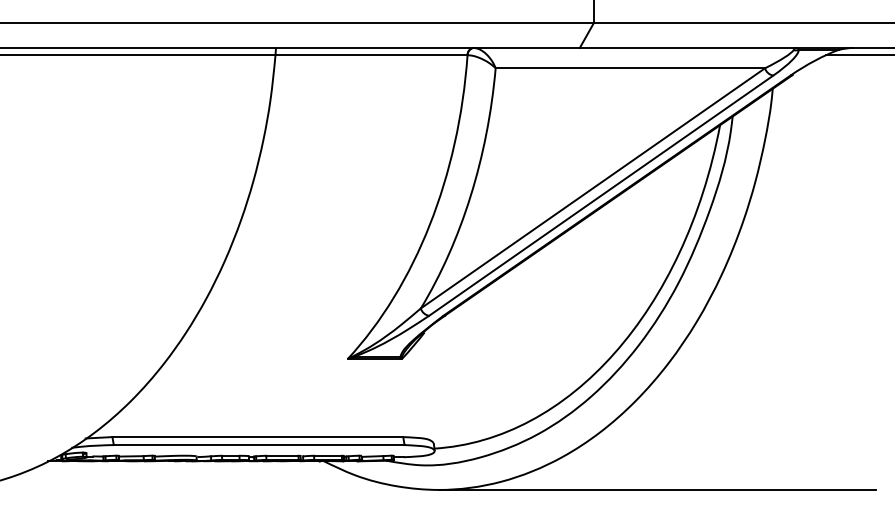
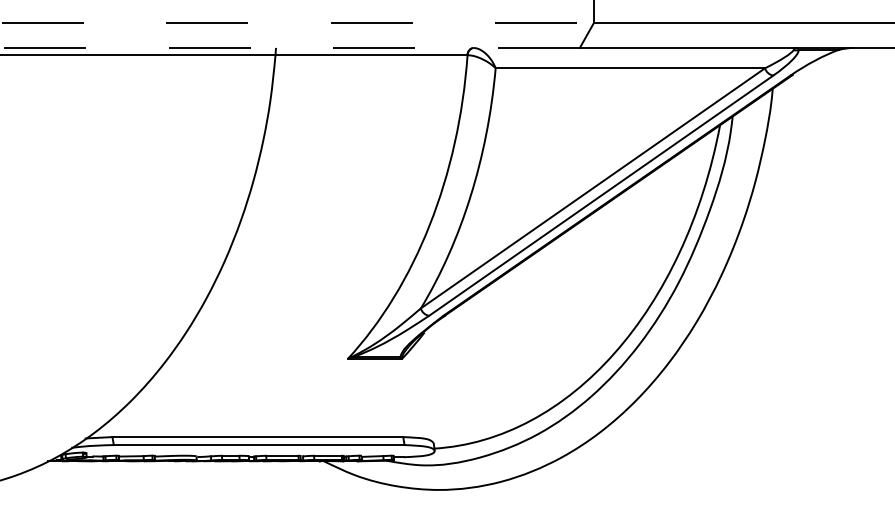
line: solid -> dashed (296, 23)
line: solid -> dashed (289, 47)
line: present -> none (858, 55)
line: present -> none (657, 489)
